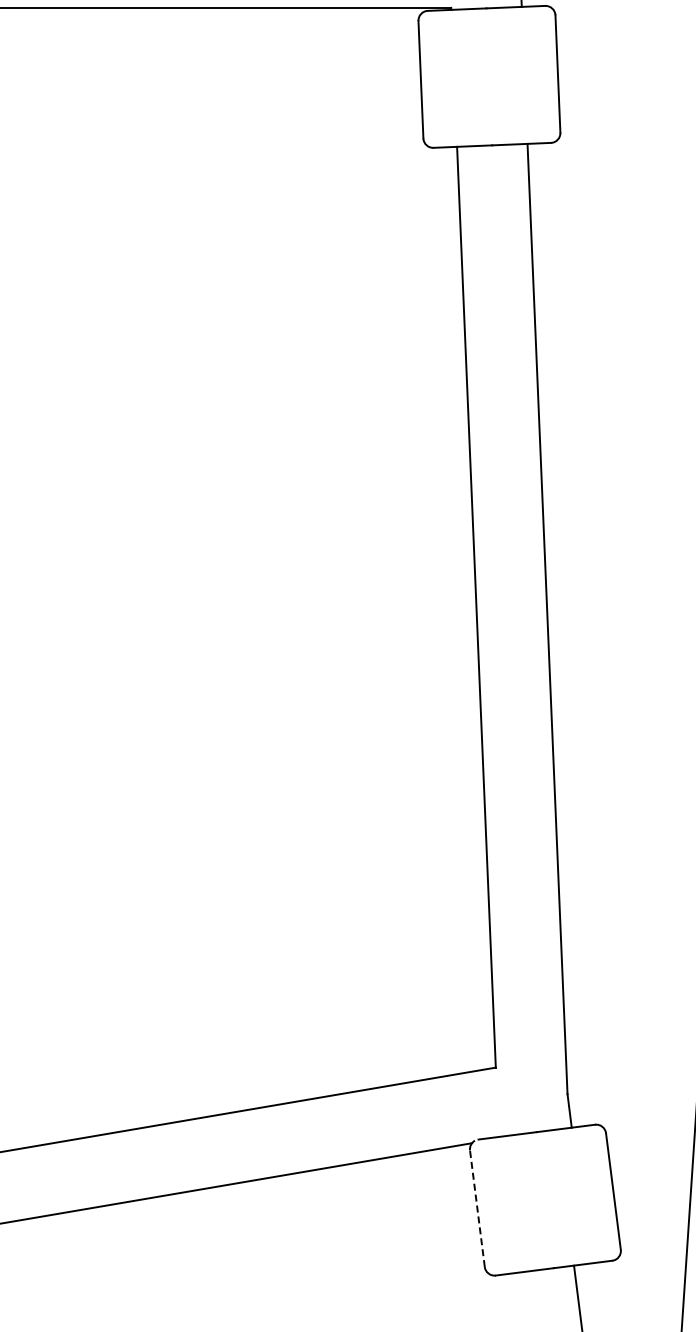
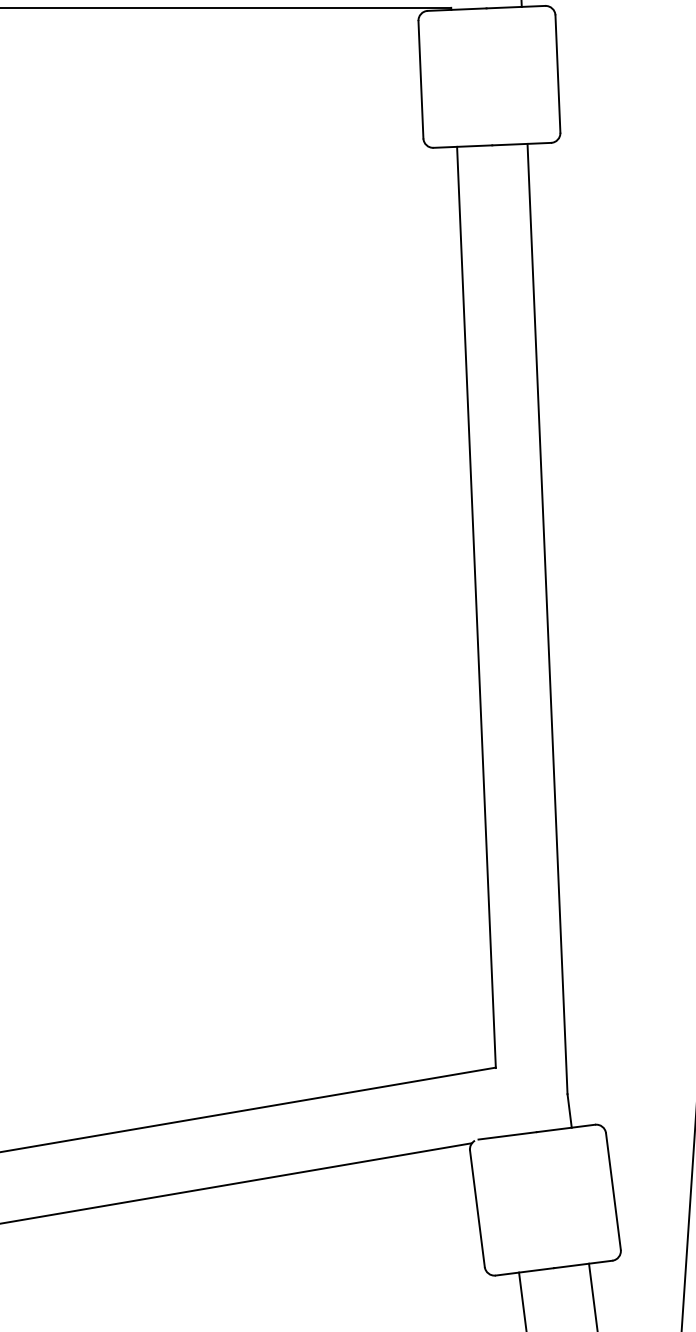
line: dashed -> solid (477, 1208)
line position: (577, 1296) -> (593, 1295) (593, 1295)
line: none -> present (522, 1300)
